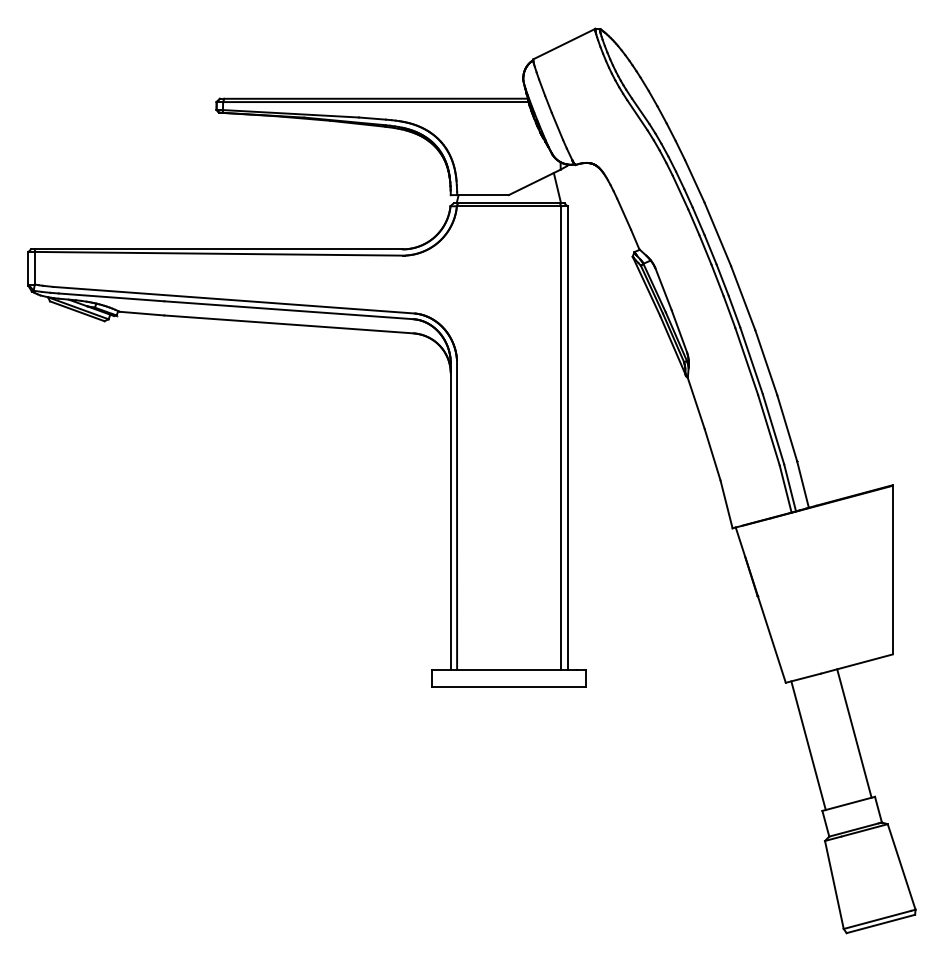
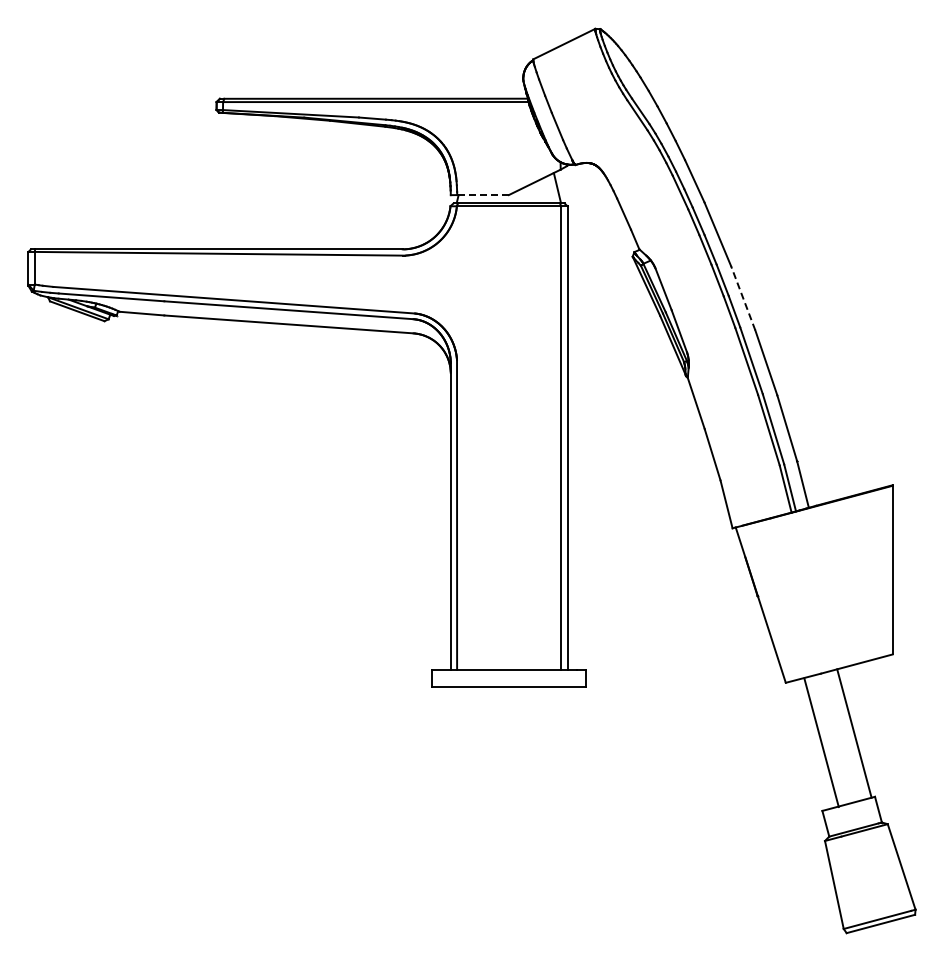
line: solid -> dashed (483, 195)
line: solid -> dashed (743, 297)
line position: (808, 745) -> (821, 742) (821, 742)
